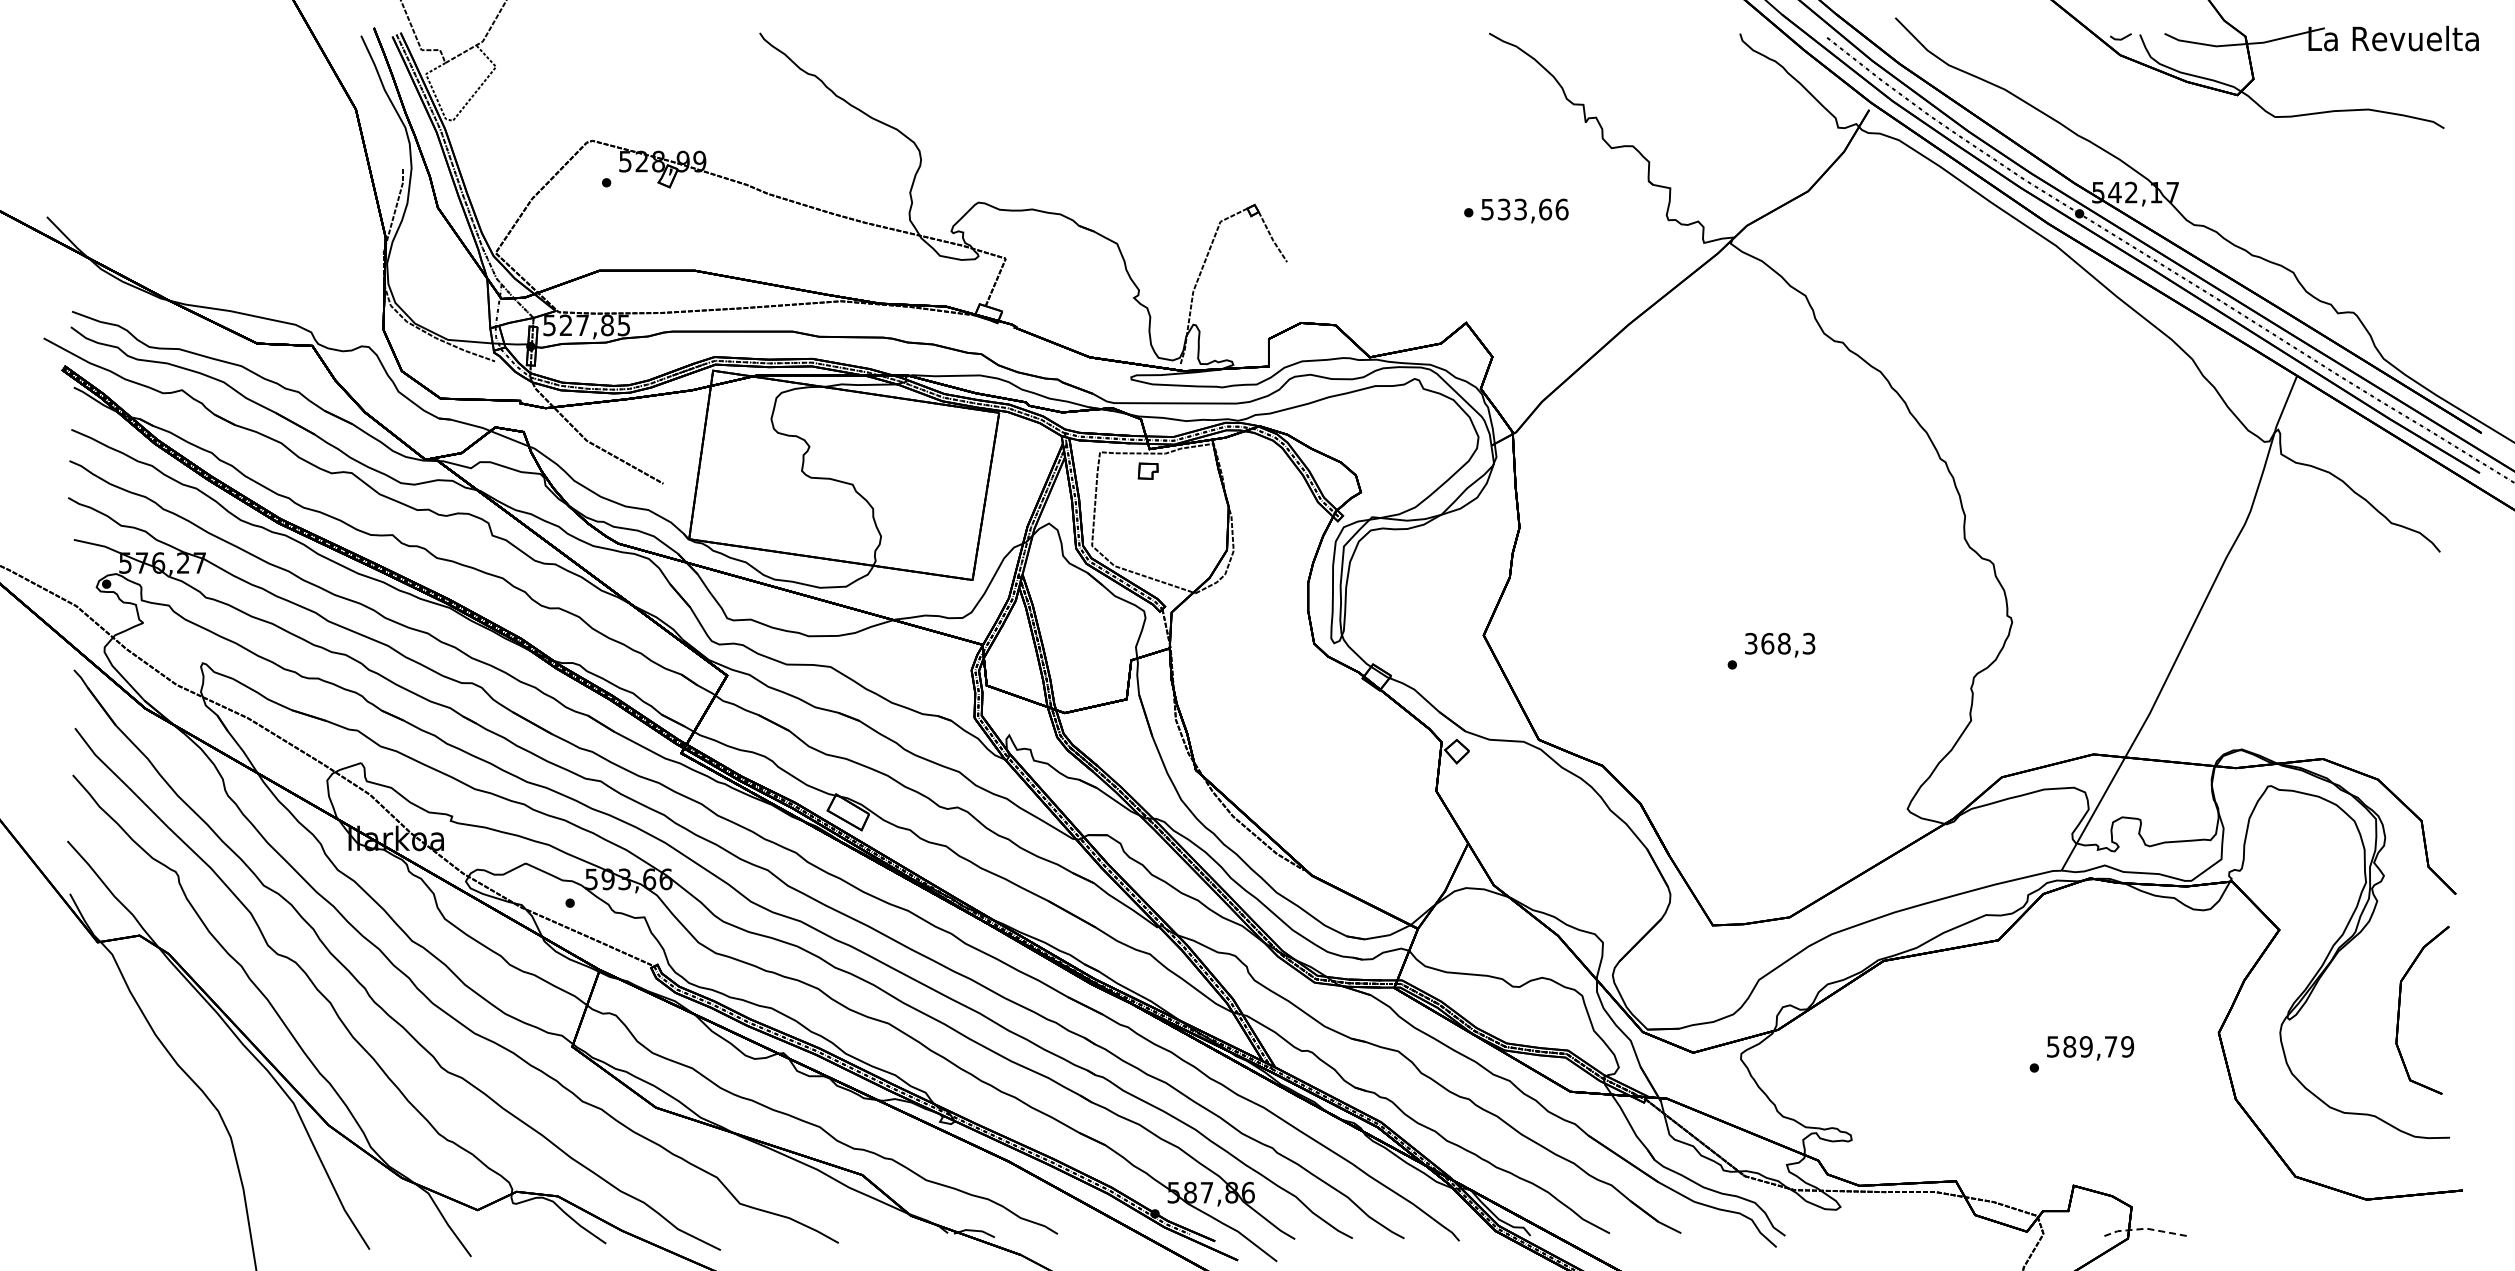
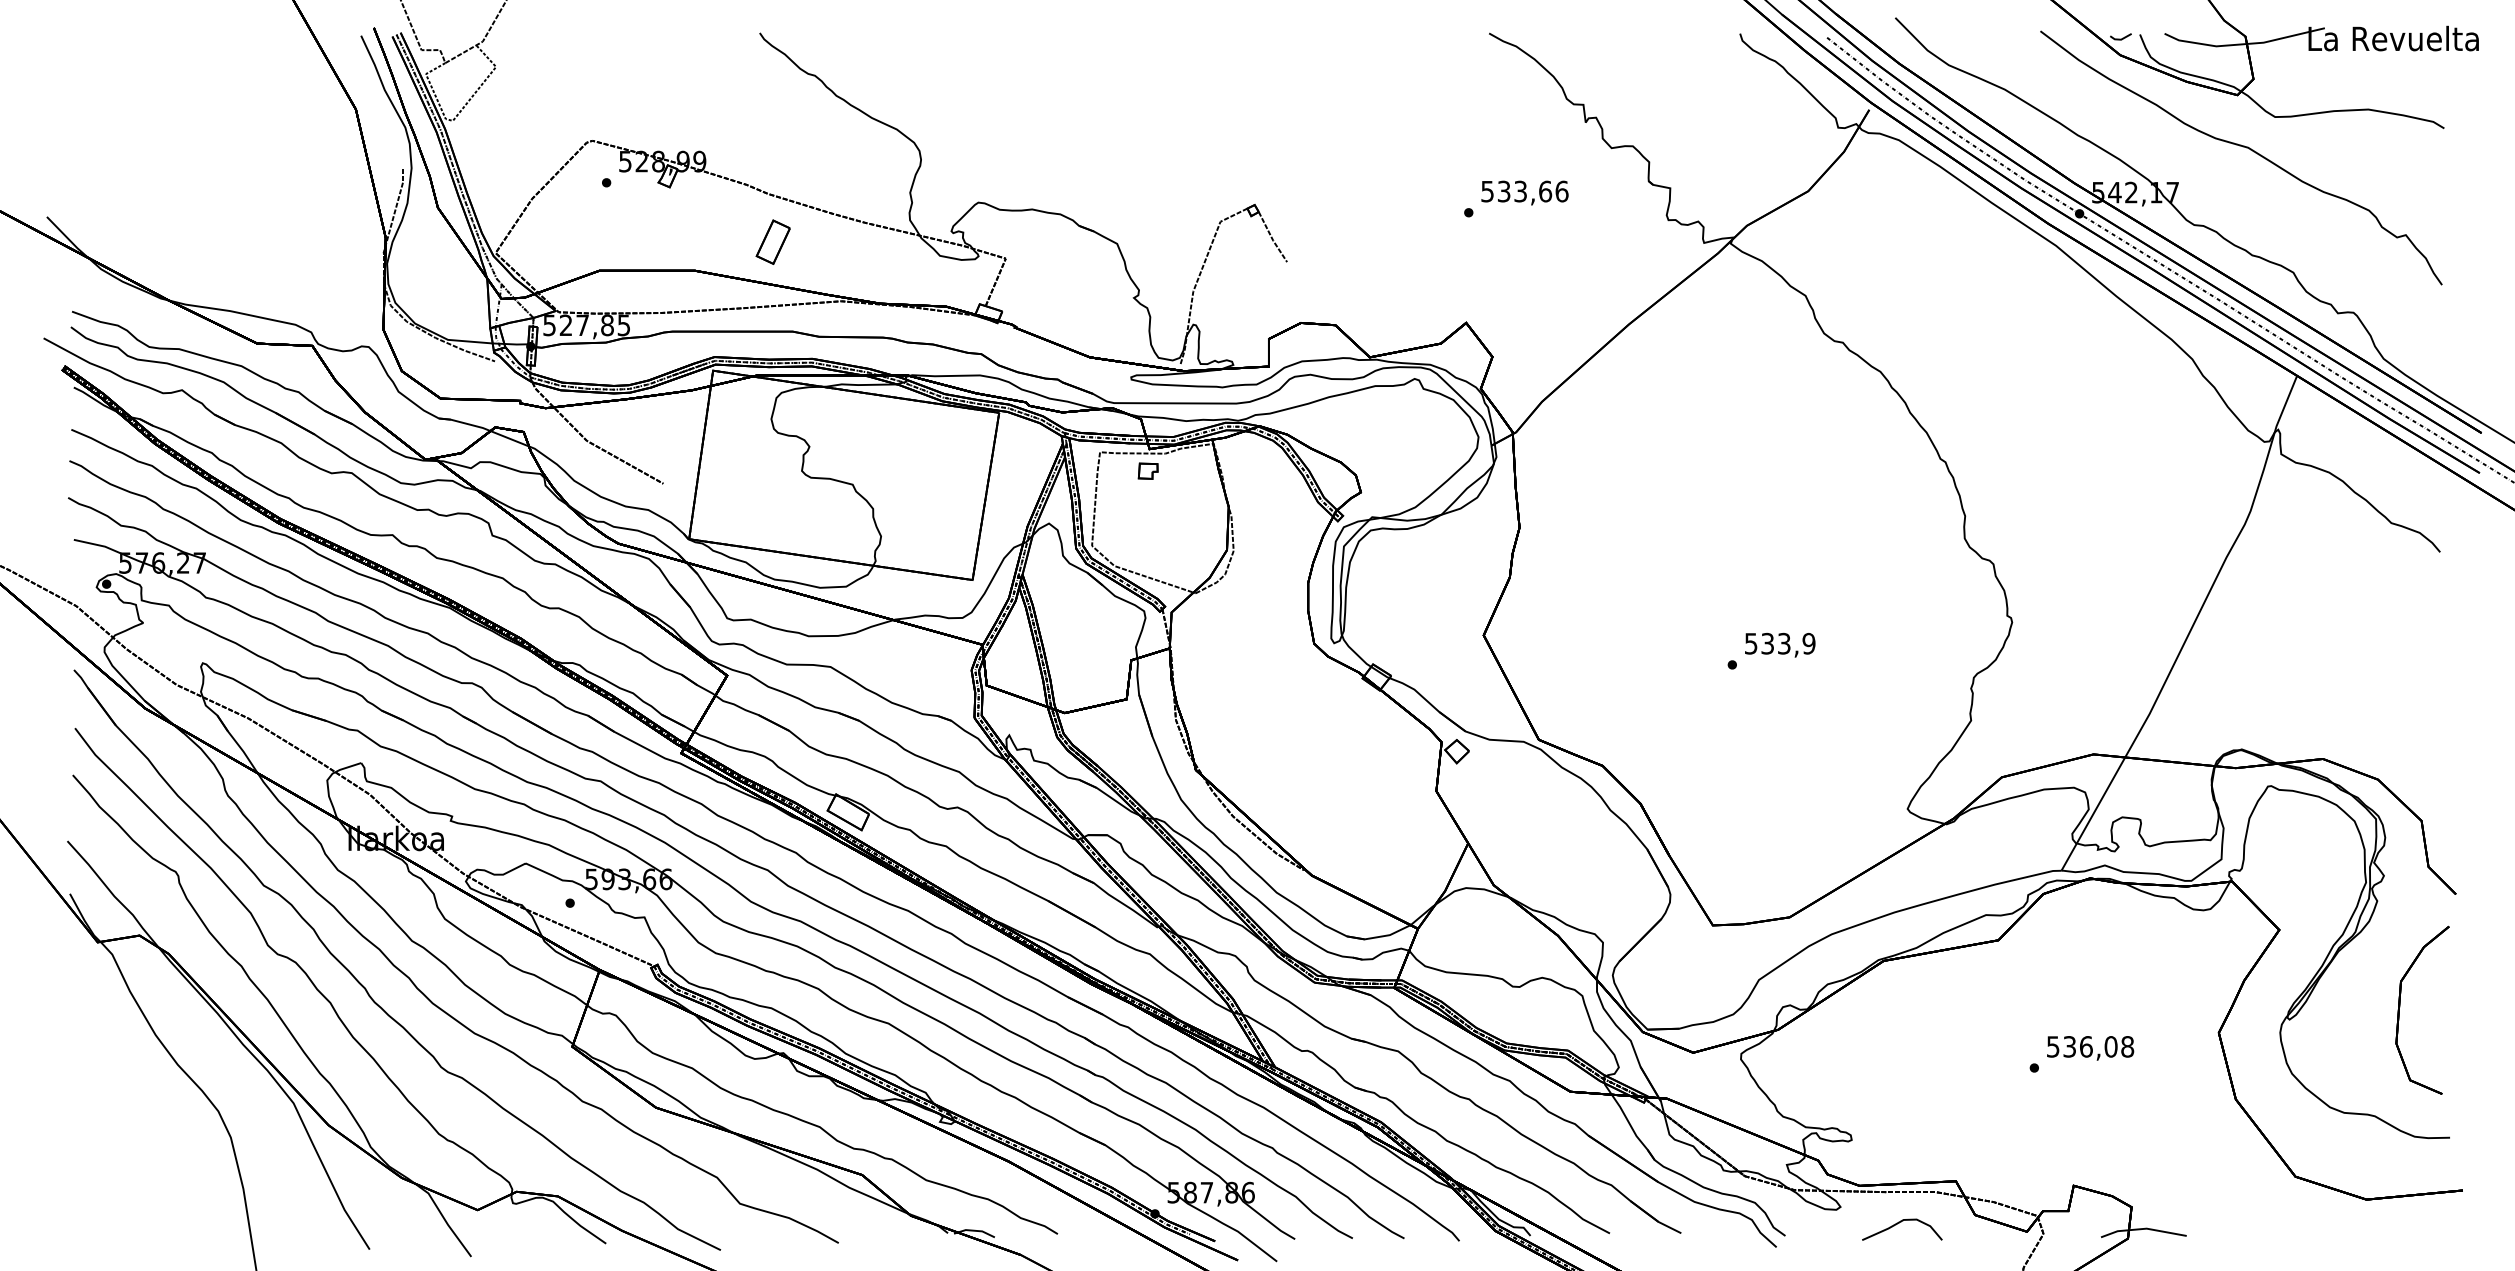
curve: none -> present (2243, 147)
text position: (1524, 210) -> (1524, 192) (1524, 192)
part: none -> present (772, 241)
text: 368,3 -> 533,9 (1780, 643)
text: 589,79 -> 536,08 (2098, 1046)
curve: none -> present (1899, 1223)
line: dashed -> solid (2142, 1229)
